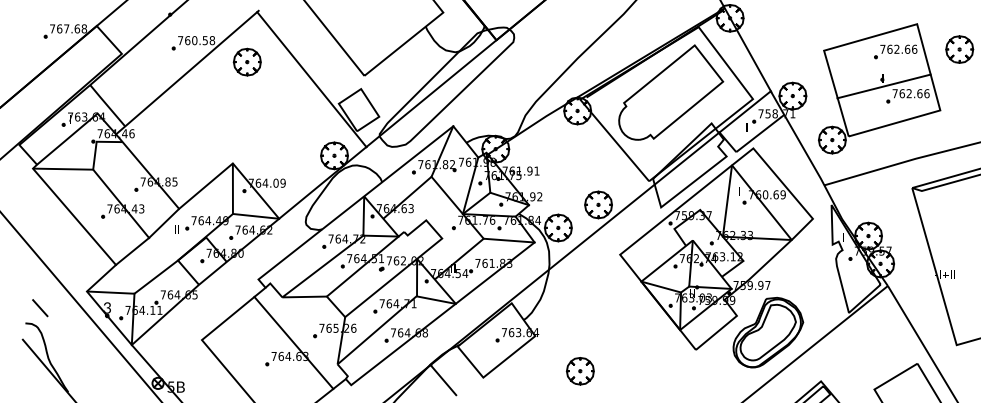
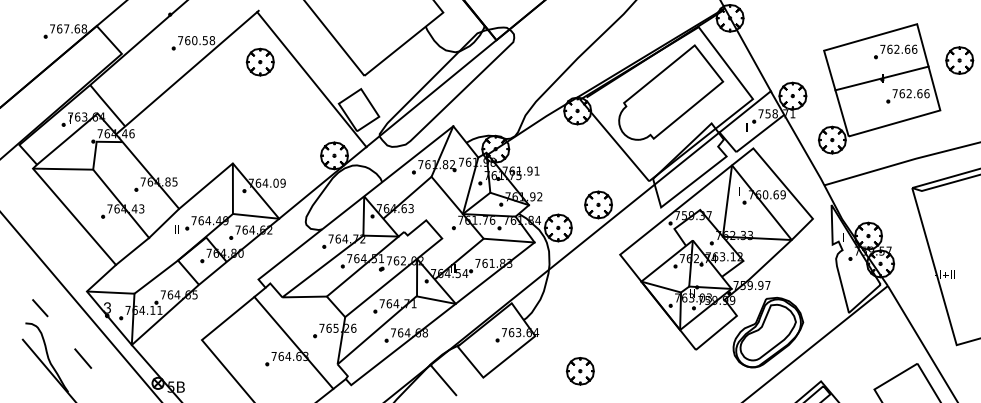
part position: (959, 49) -> (959, 60) (959, 60)
part position: (246, 61) -> (259, 61) (259, 61)
line position: (883, 86) -> (881, 78) (881, 78)
line: none -> present (83, 358)
